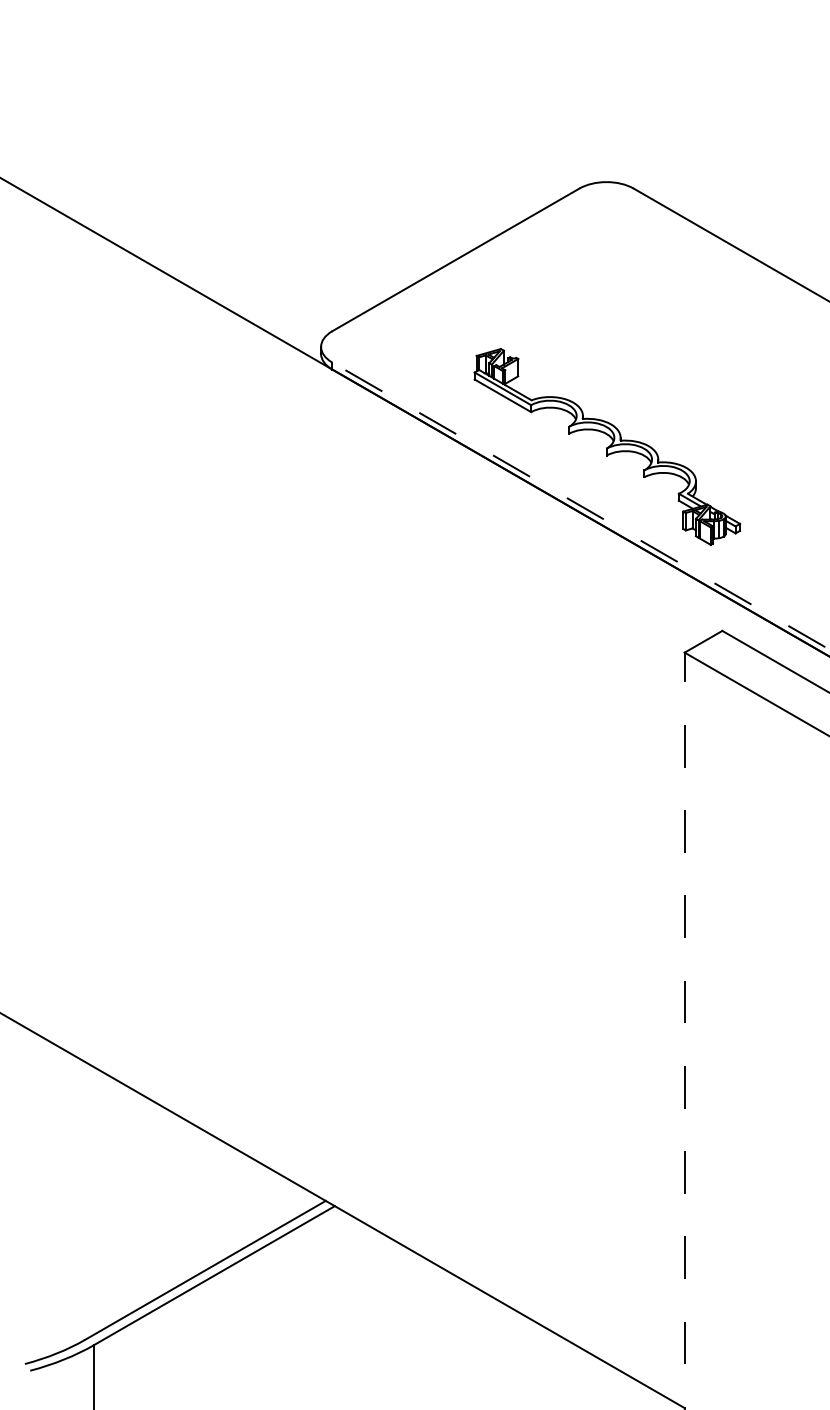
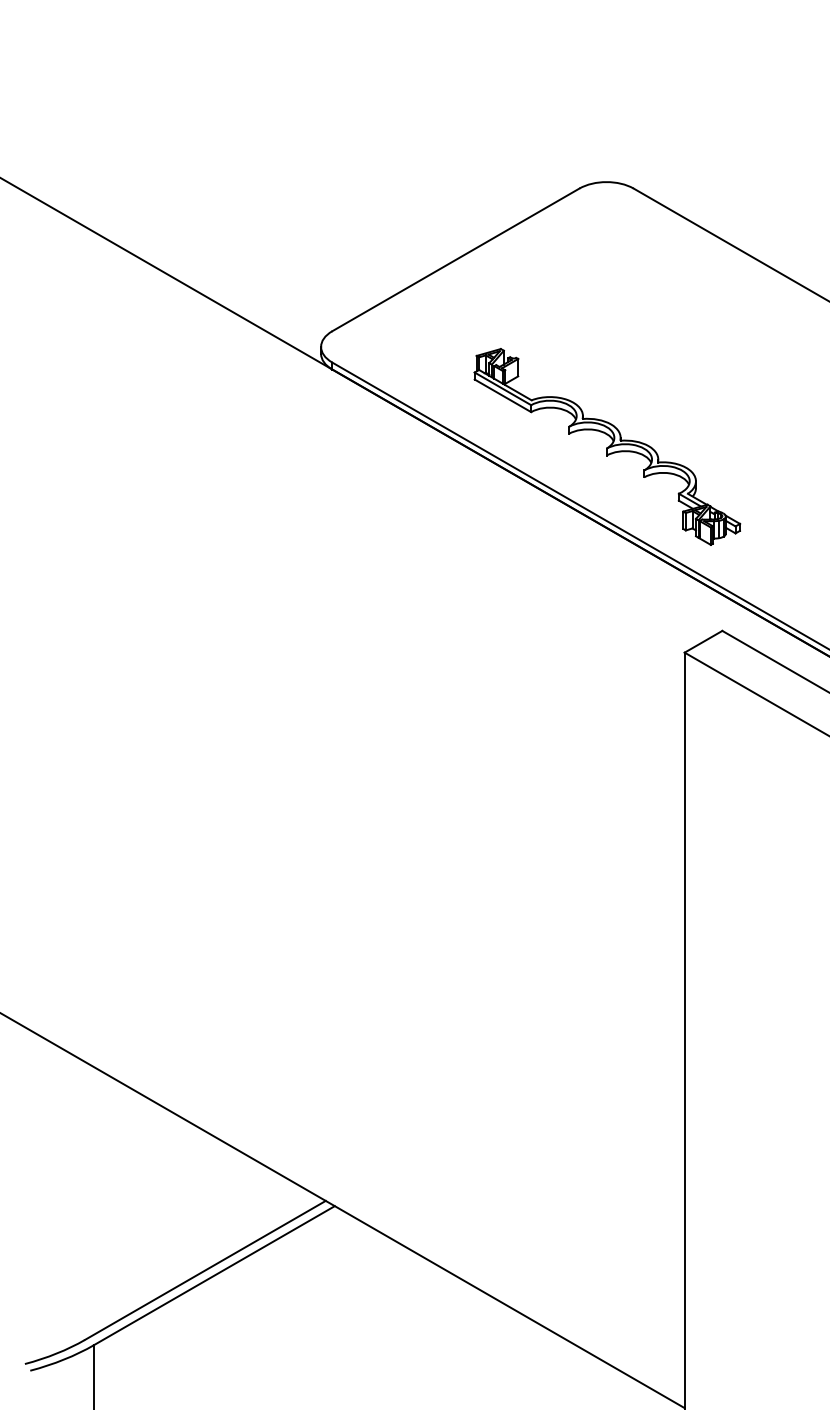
line: dashed -> solid (580, 506)
line: dashed -> solid (684, 1031)
